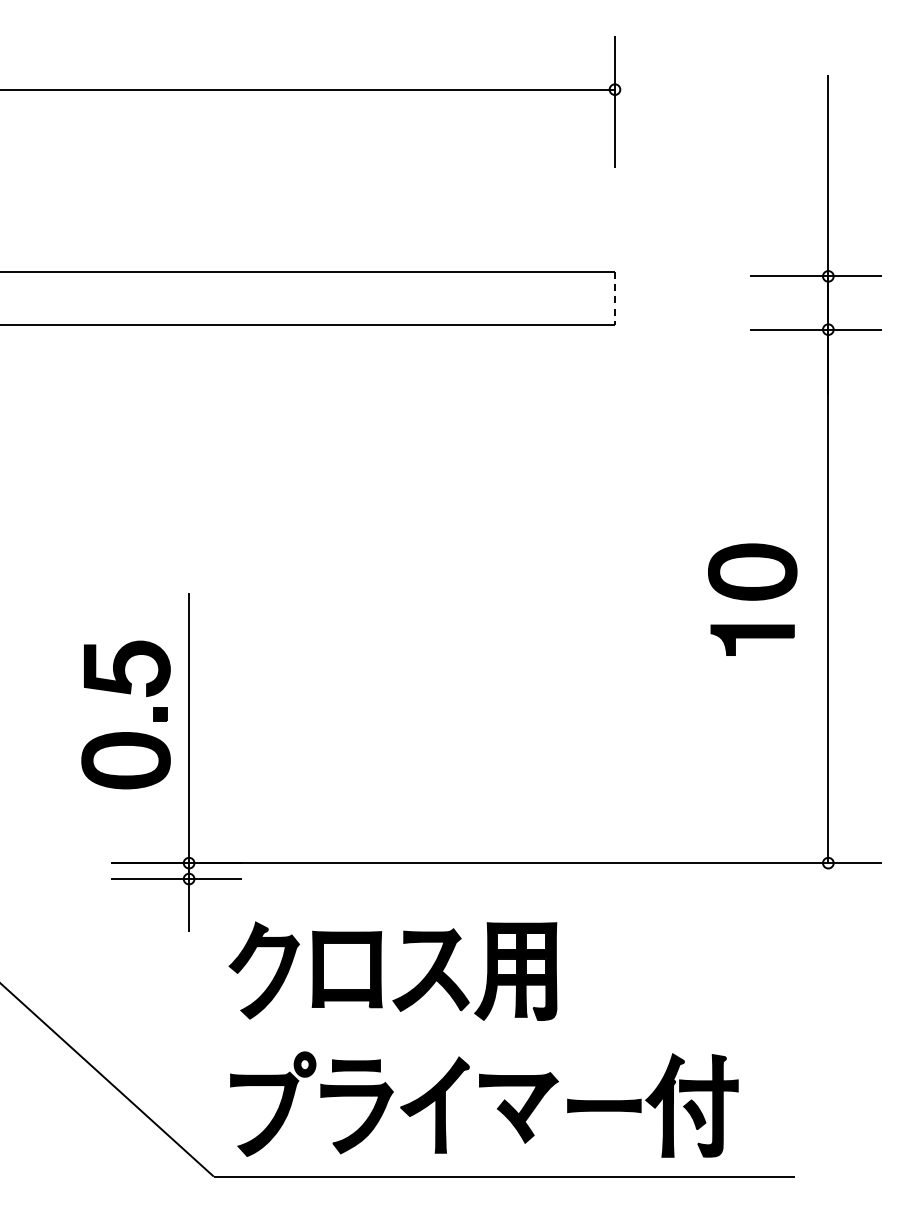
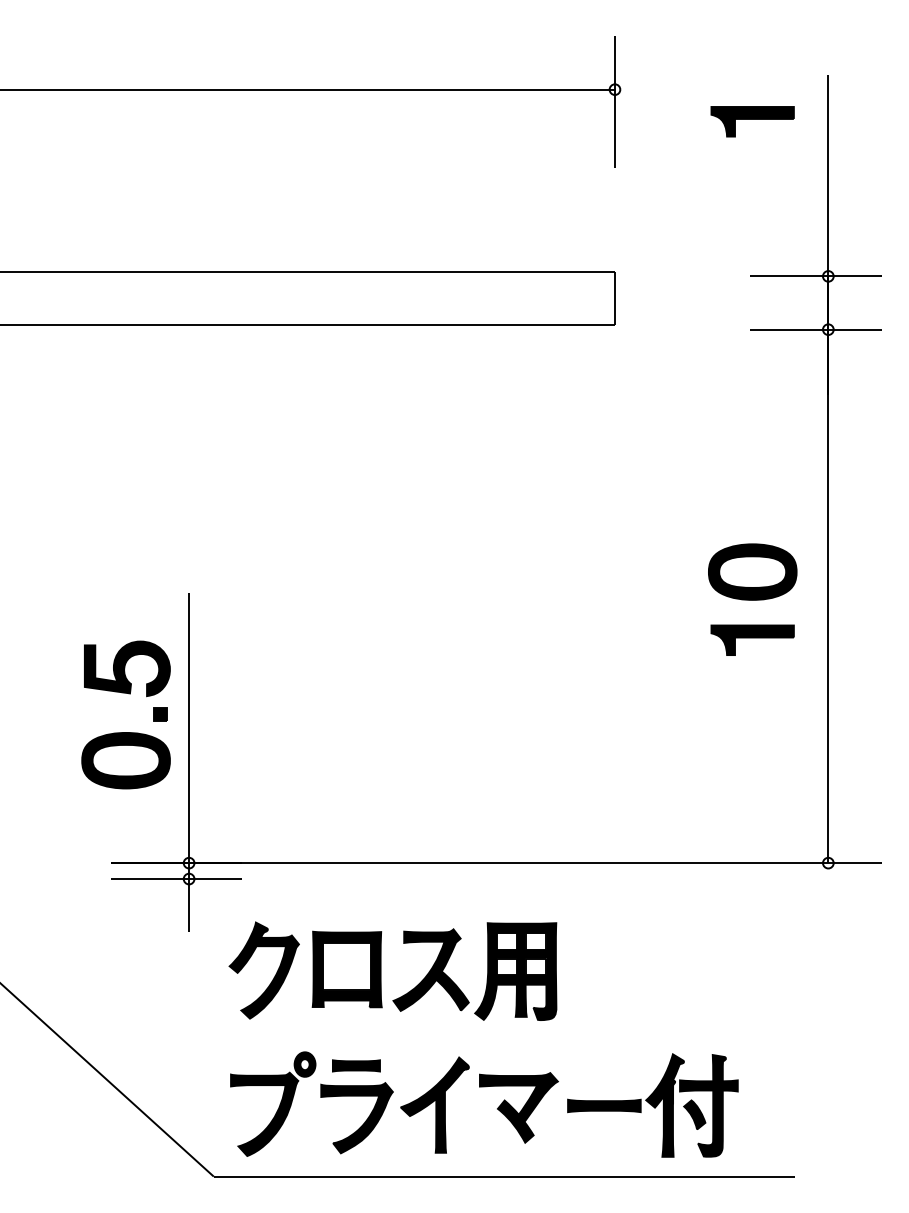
part: none -> present (752, 121)
line: dashed -> solid (614, 298)
